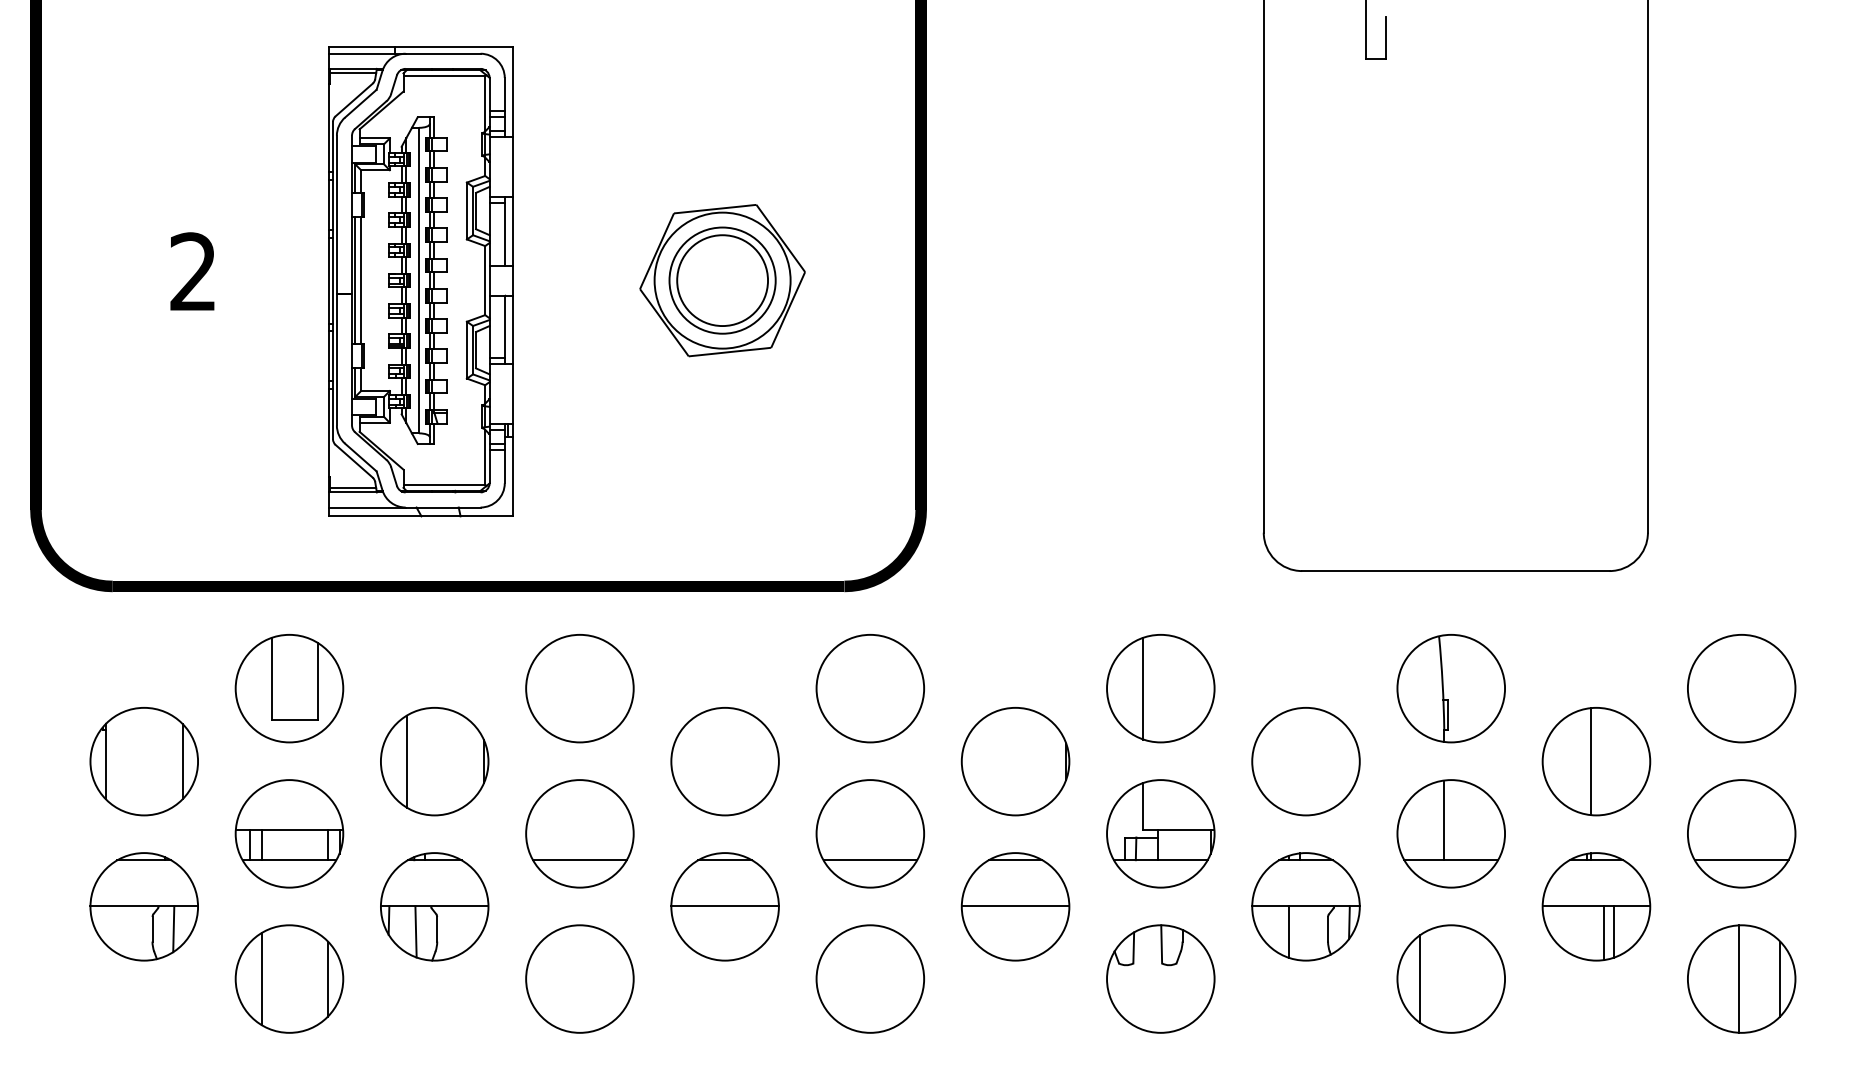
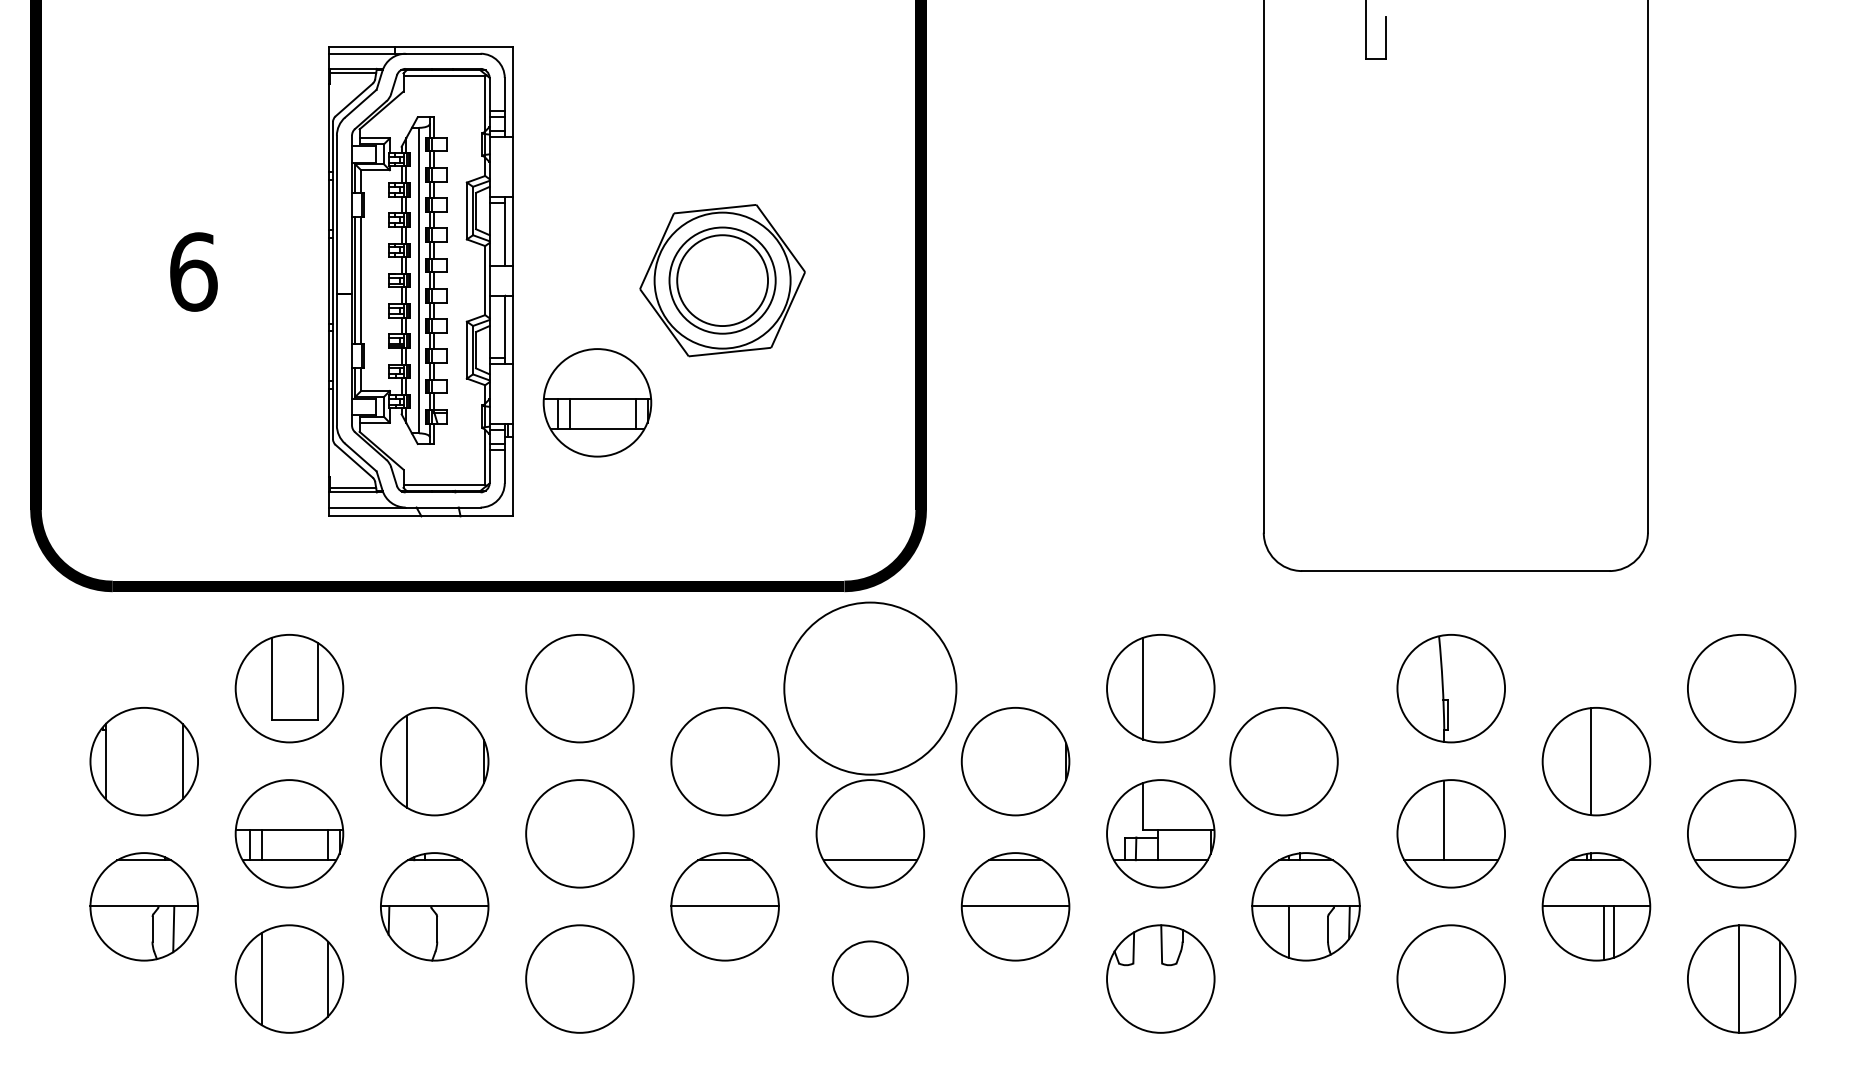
text: 2 -> 6 (193, 271)
part: none -> present (597, 402)
circle diameter: 108 px -> 172 px (870, 688)
circle position: (1305, 761) -> (1283, 761) (1283, 761)
line: present -> none (579, 860)
line: present -> none (415, 931)
circle diameter: 108 px -> 75 px (870, 978)
line: present -> none (1420, 978)
